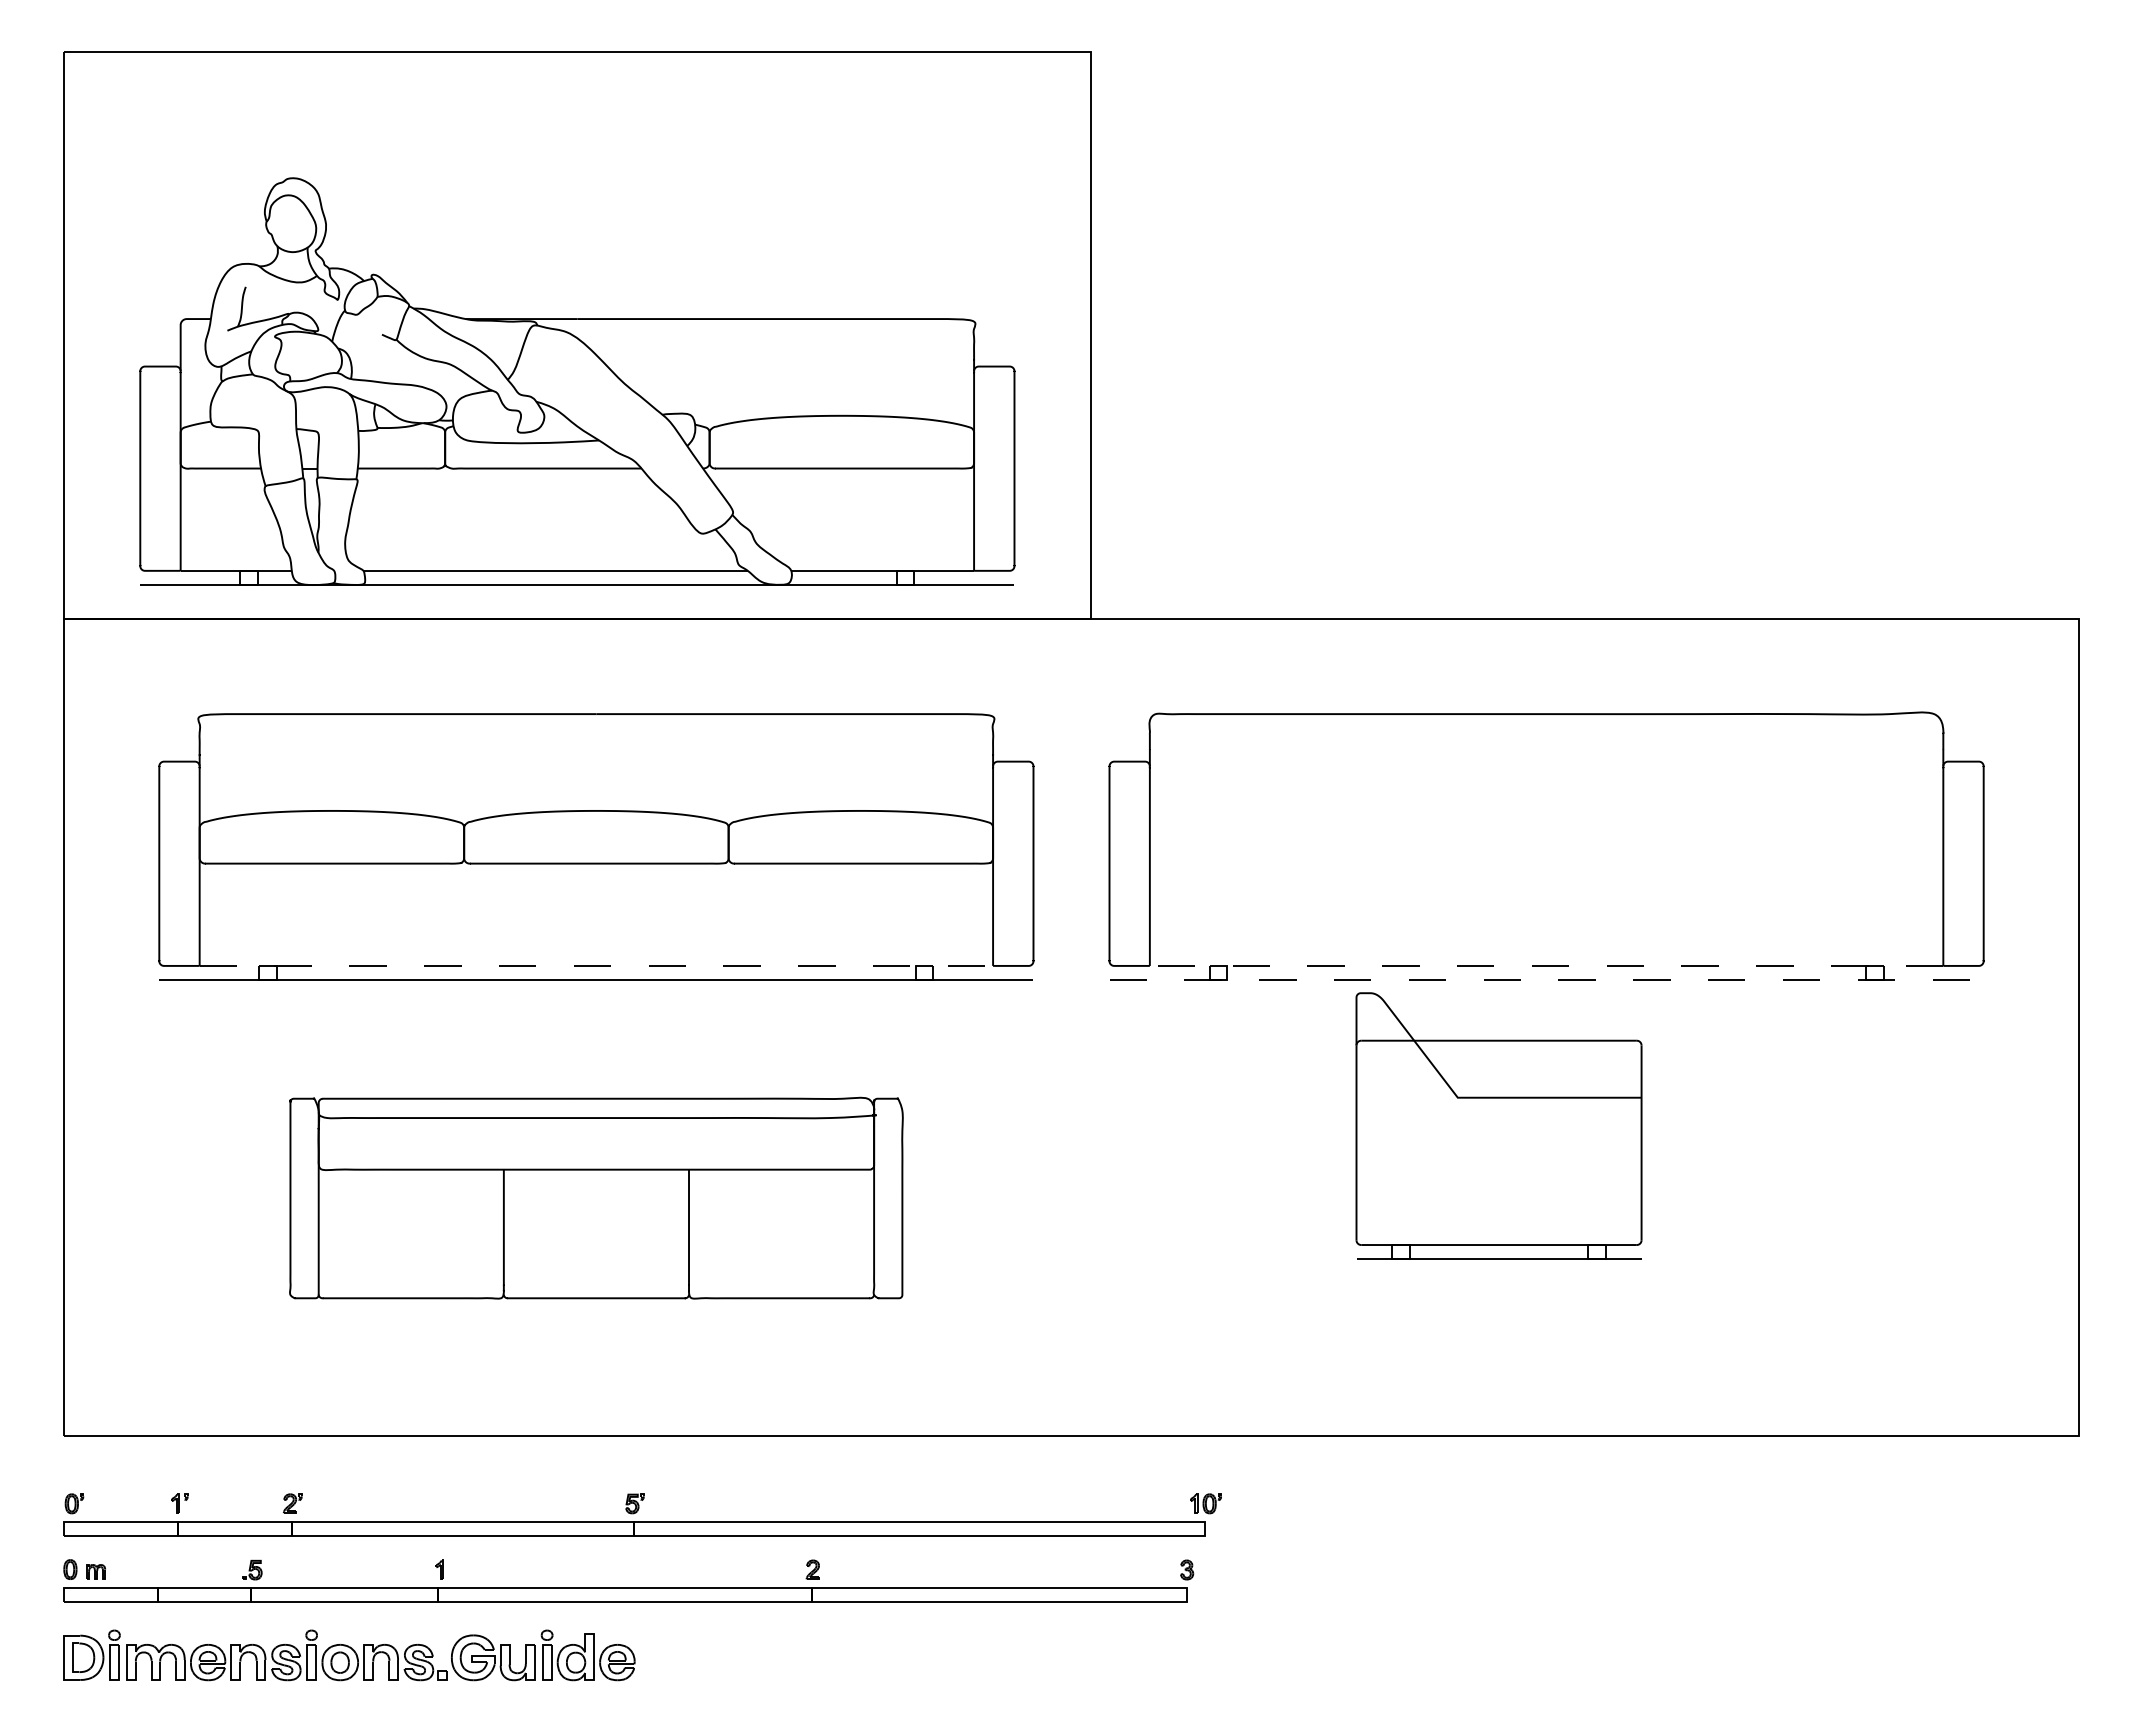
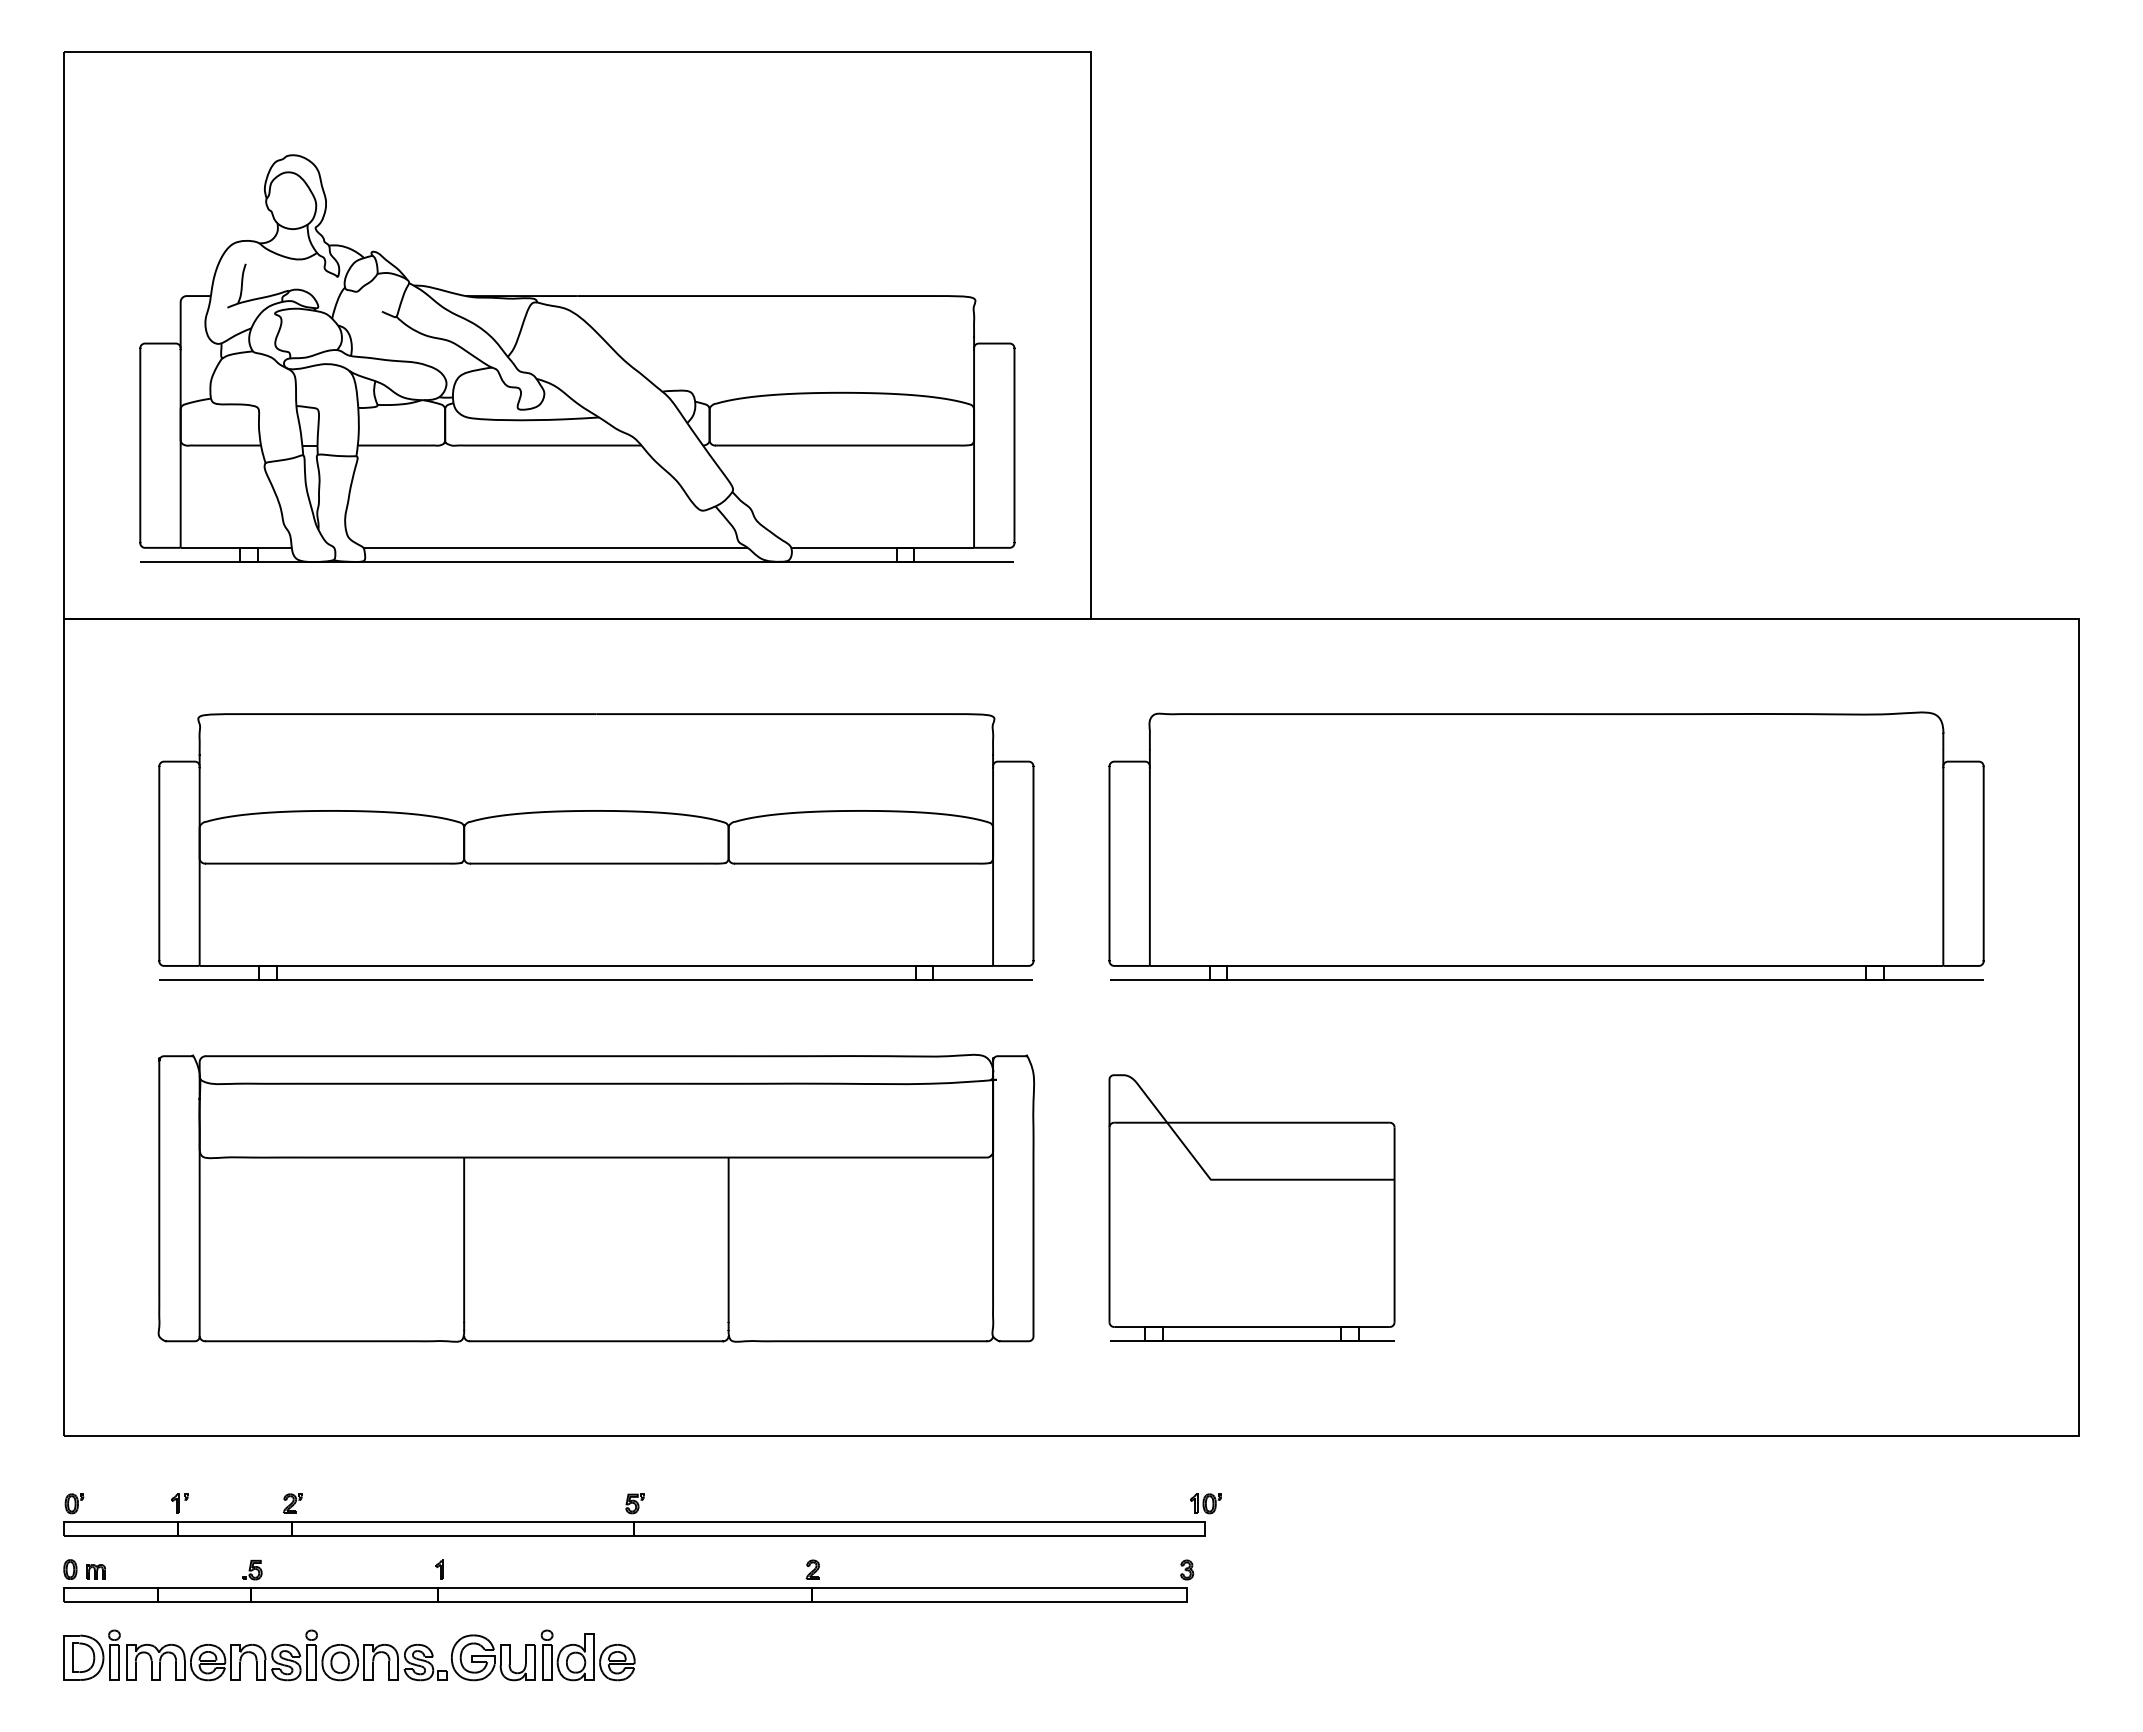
part position: (577, 381) -> (577, 358) (577, 358)
line: dashed -> solid (596, 965)
line: dashed -> solid (1545, 965)
line: dashed -> solid (1547, 980)
part position: (1498, 1125) -> (1251, 1207) (1251, 1207)
part size: 615x204 px -> 879x290 px (596, 1197)
